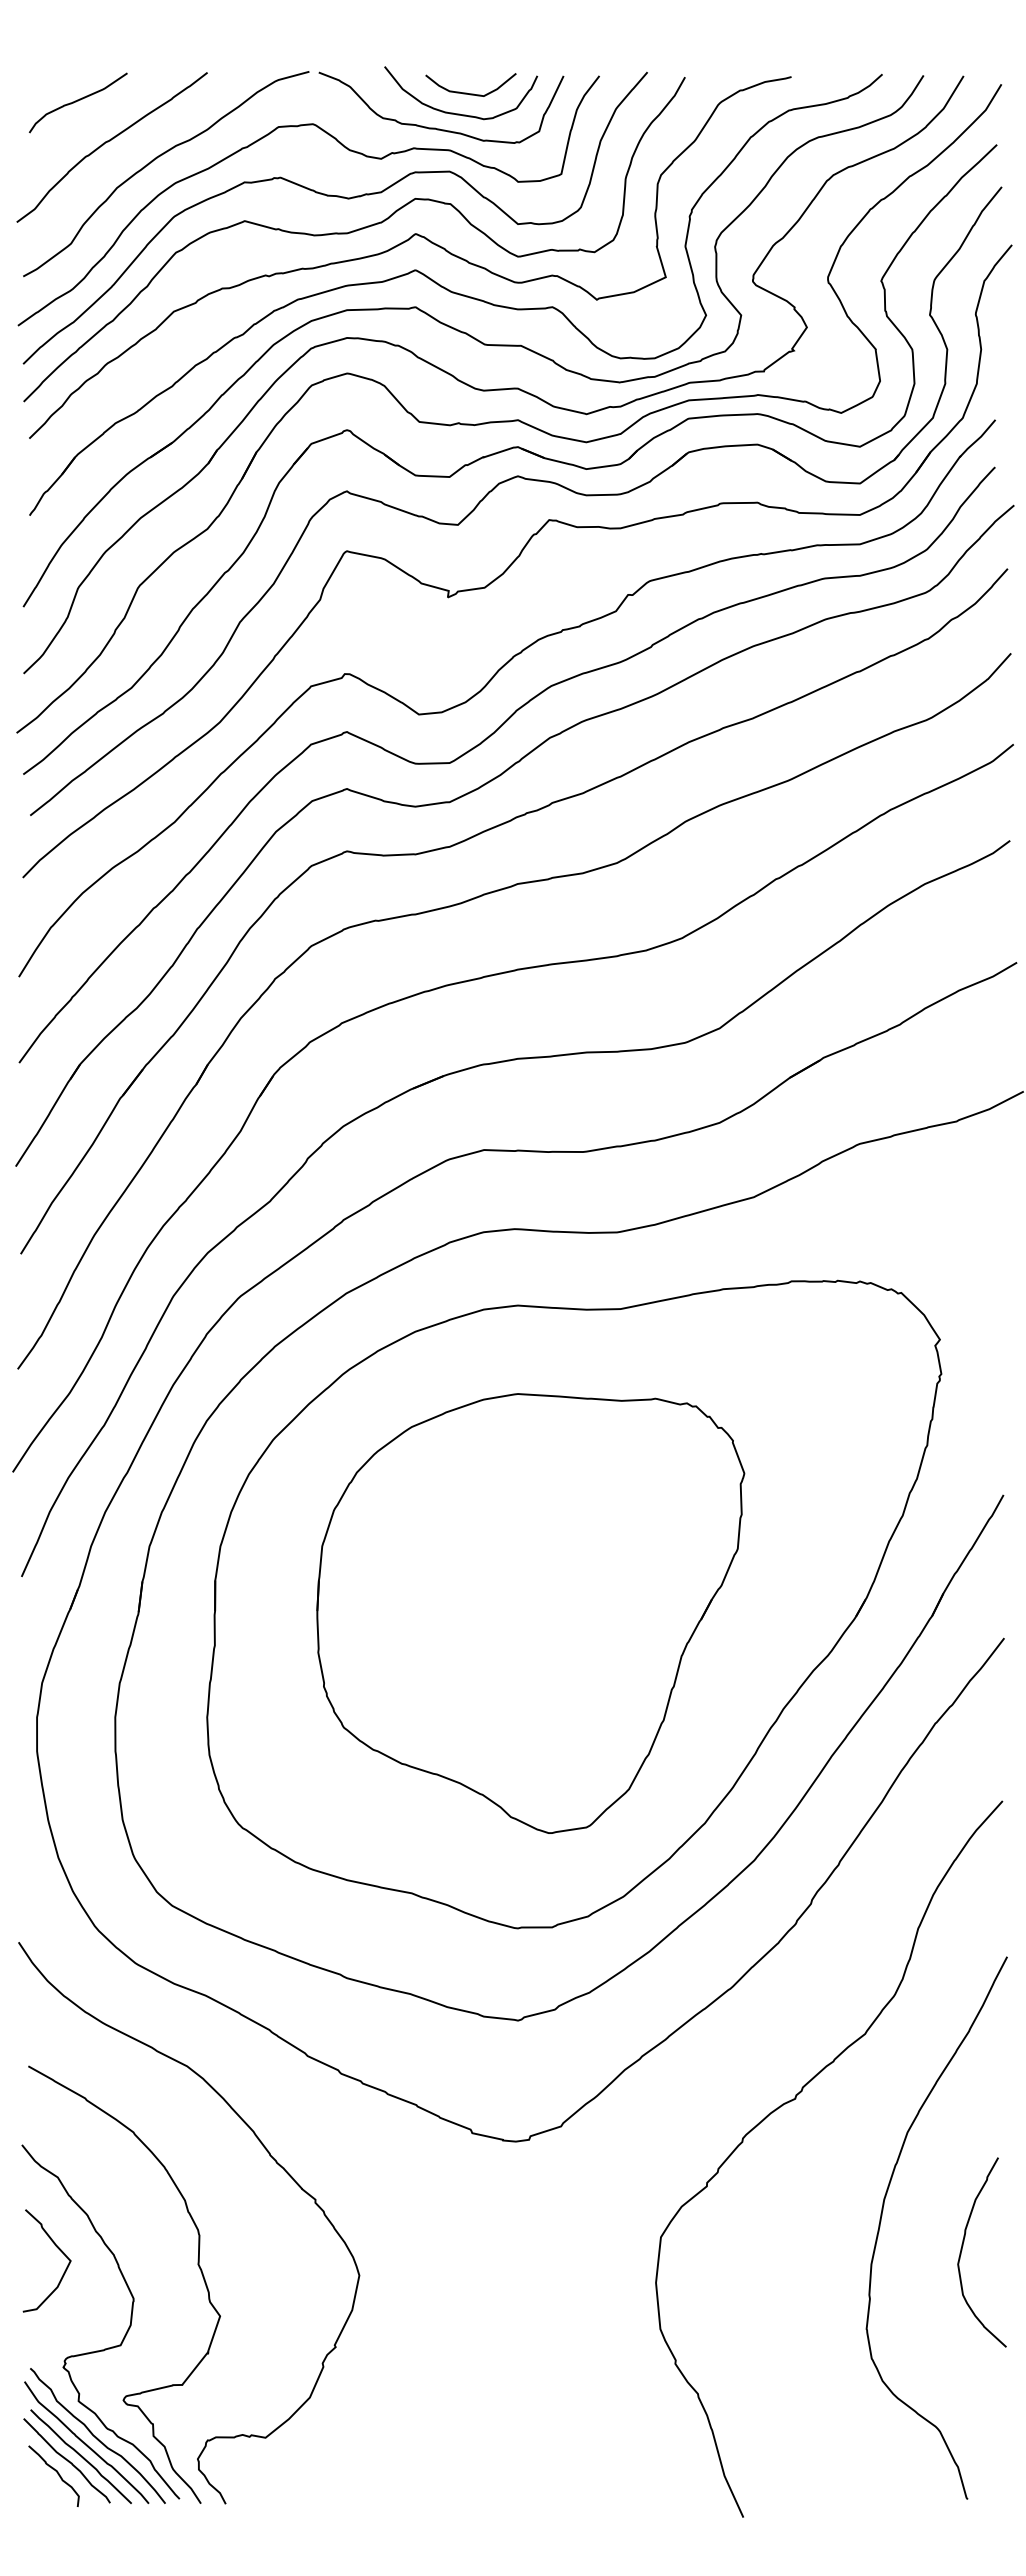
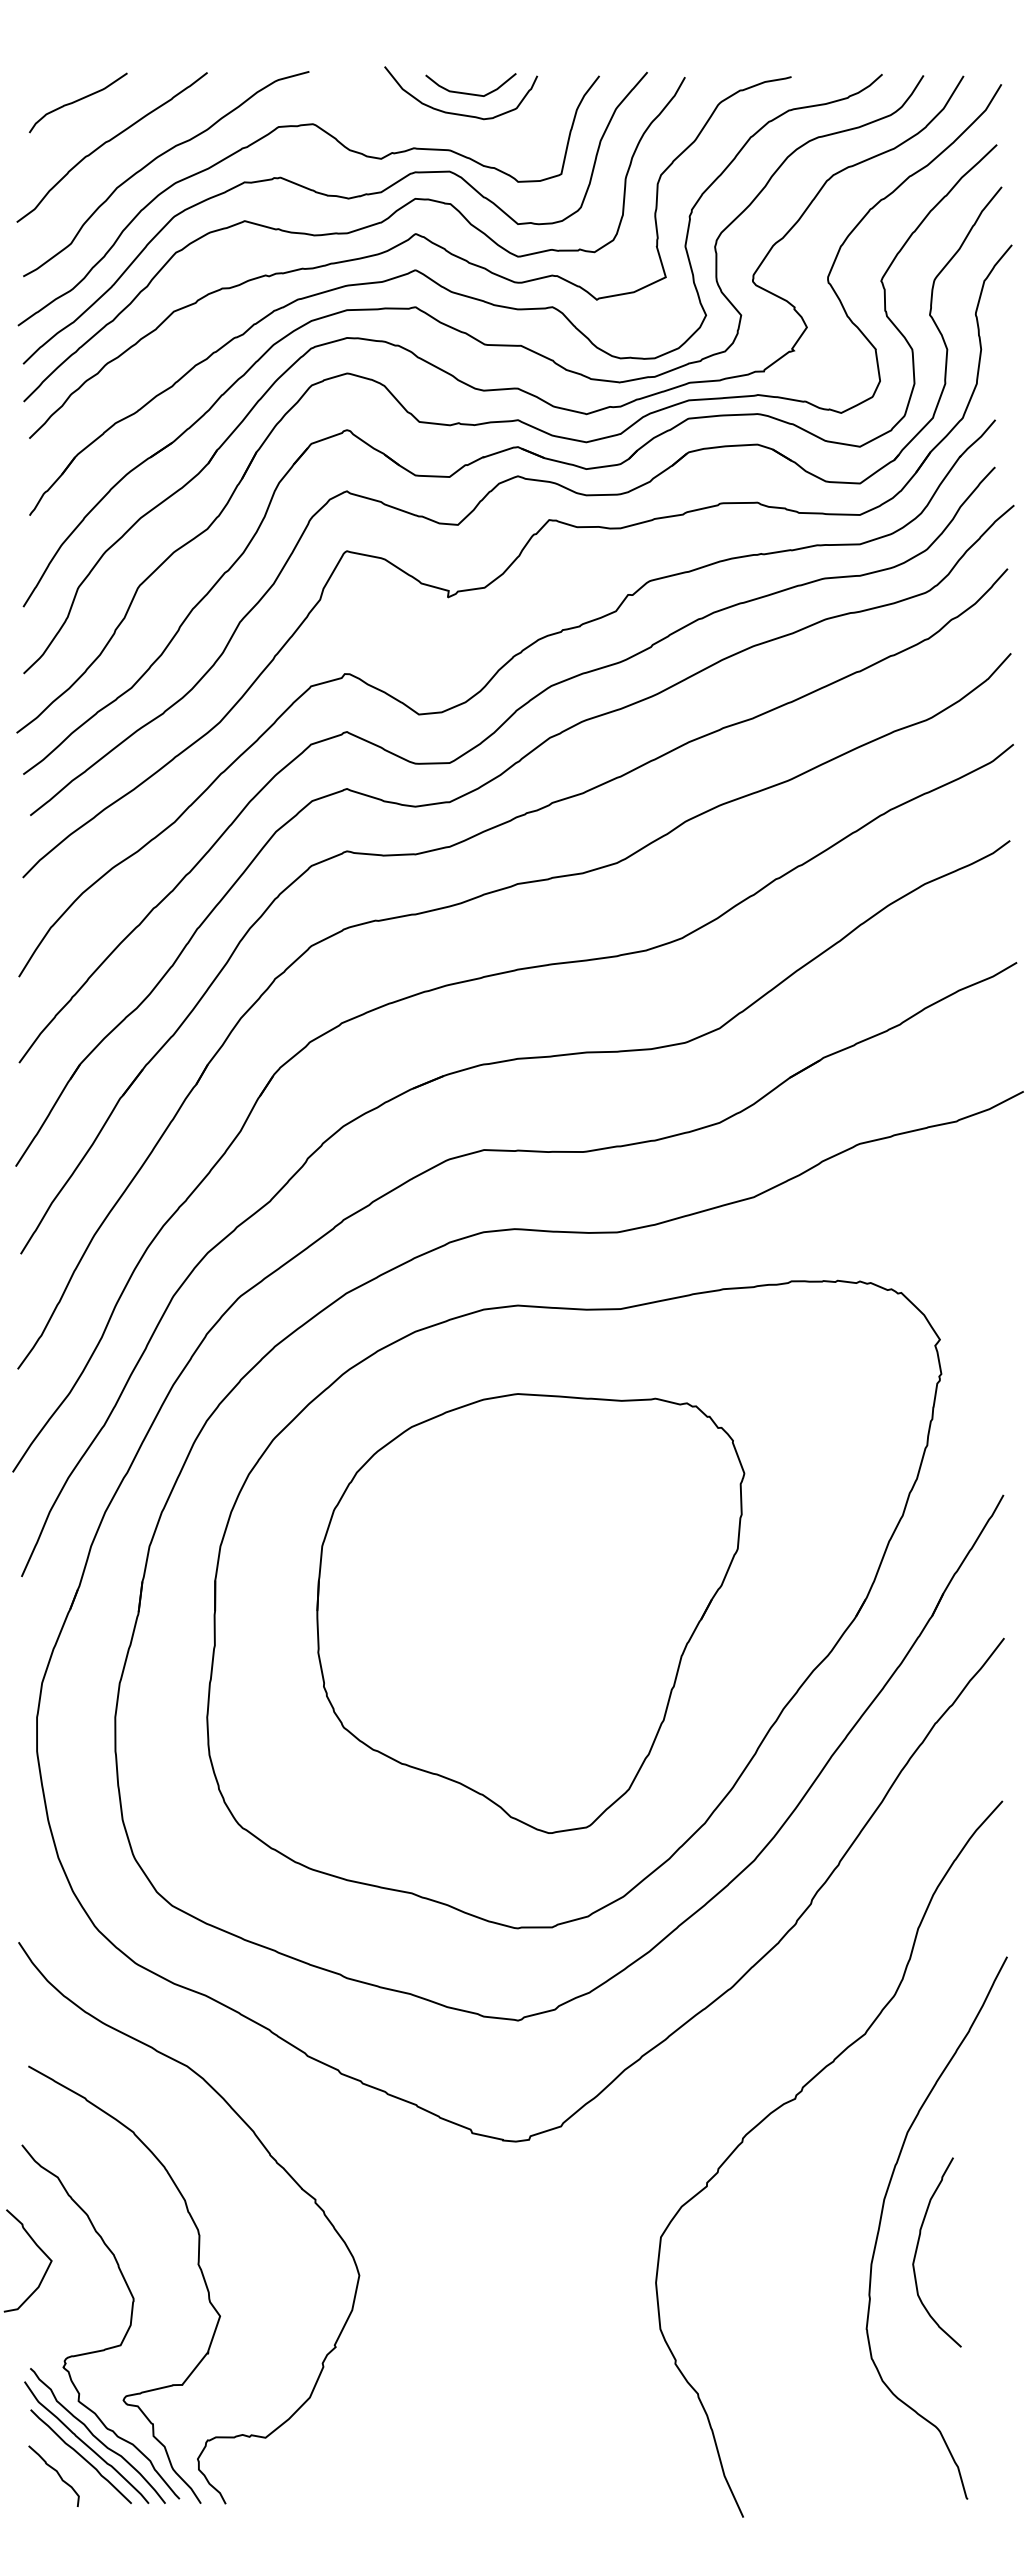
curve: present -> none (435, 127)
curve position: (963, 2246) -> (918, 2246) (918, 2246)
curve position: (57, 2248) -> (38, 2248) (38, 2248)
curve: present -> none (66, 2460)
